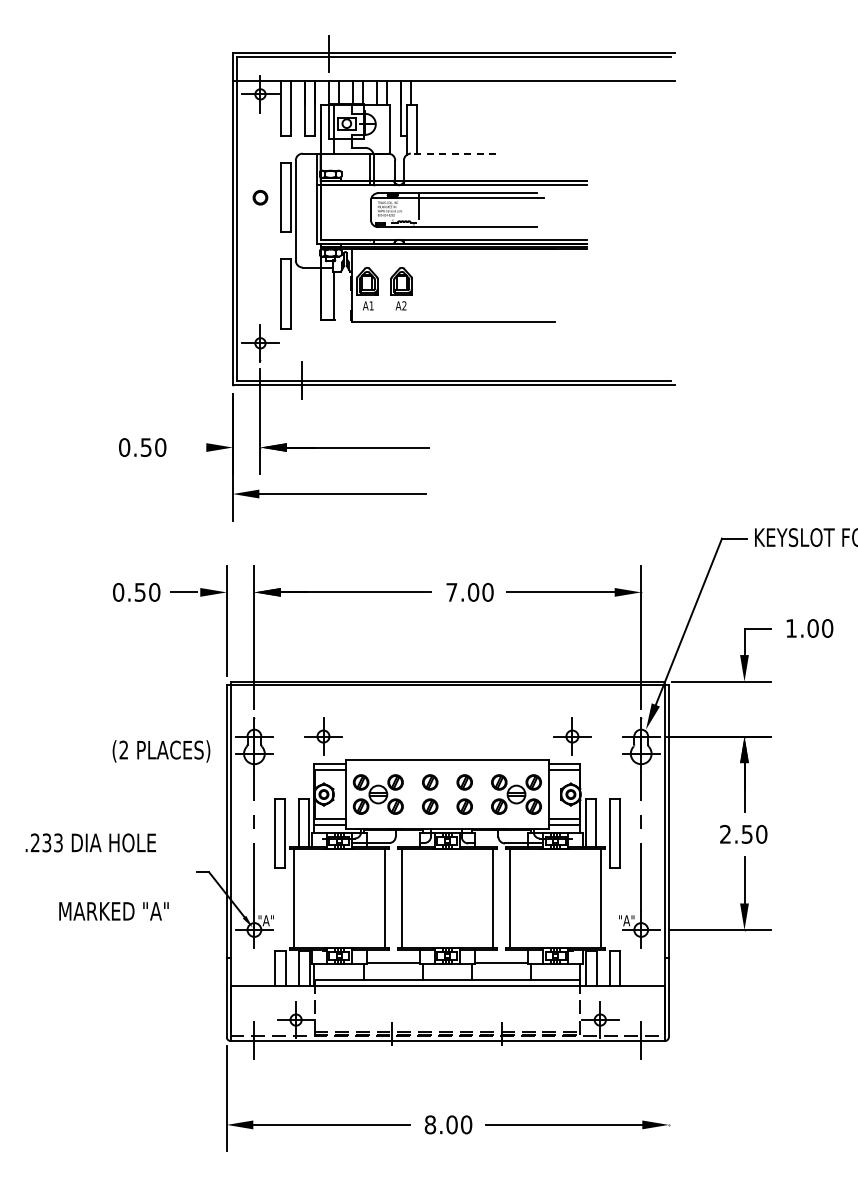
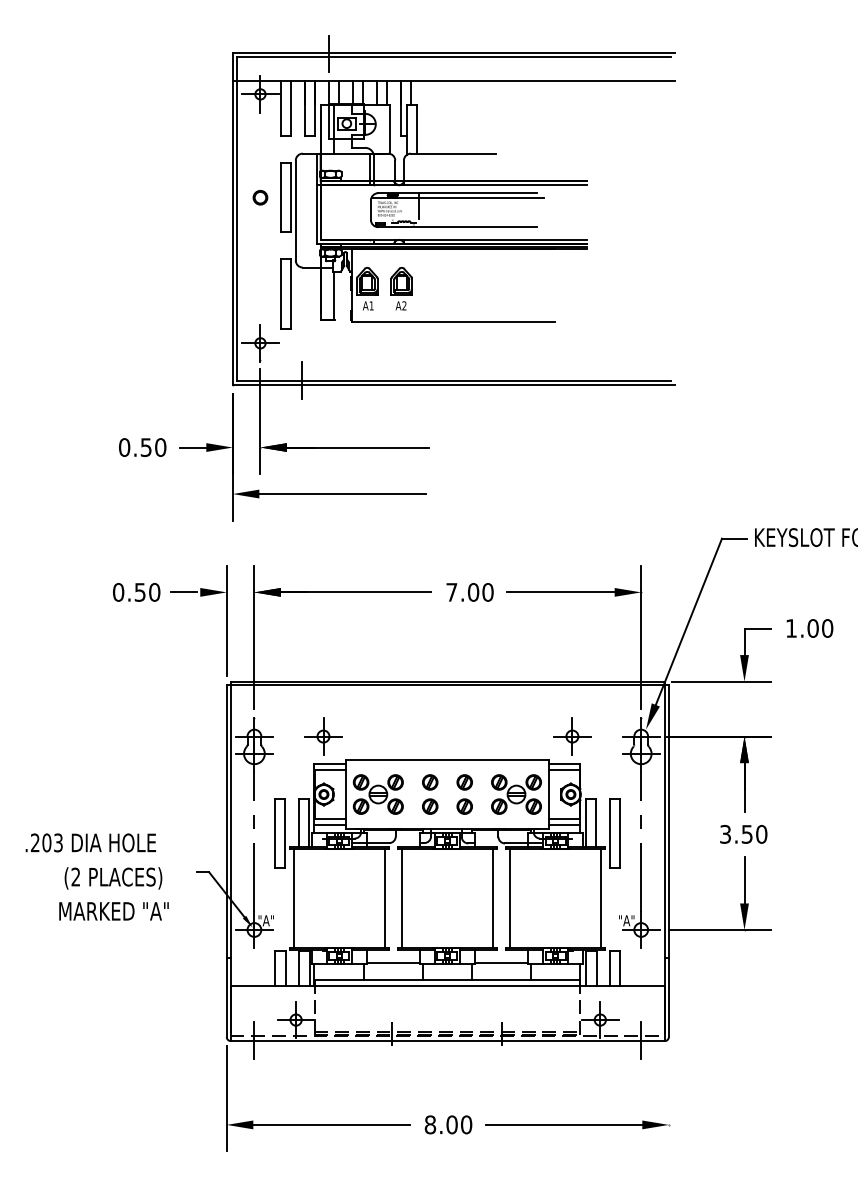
line: dashed -> solid (453, 153)
line: none -> present (192, 447)
text position: (161, 751) -> (113, 878) (113, 878)
text: 2.50 -> 3.50 (725, 834)
text: .233 -> .203 (46, 842)
